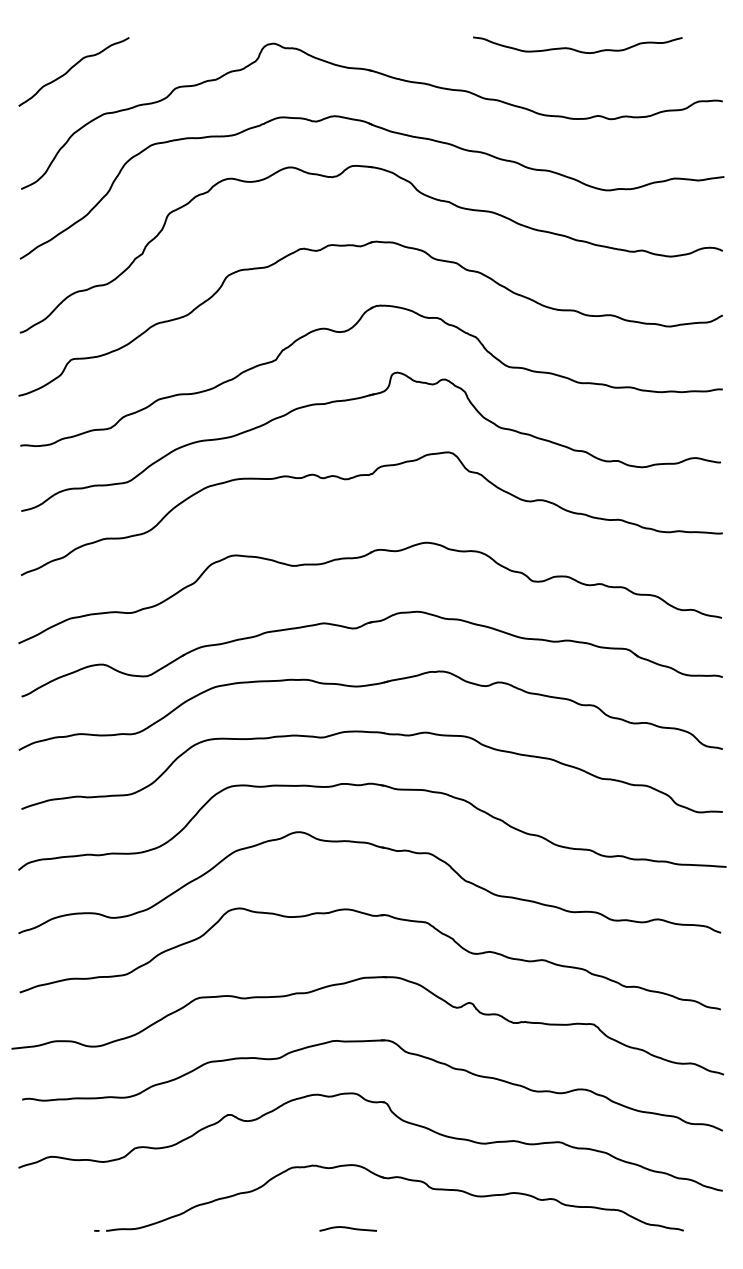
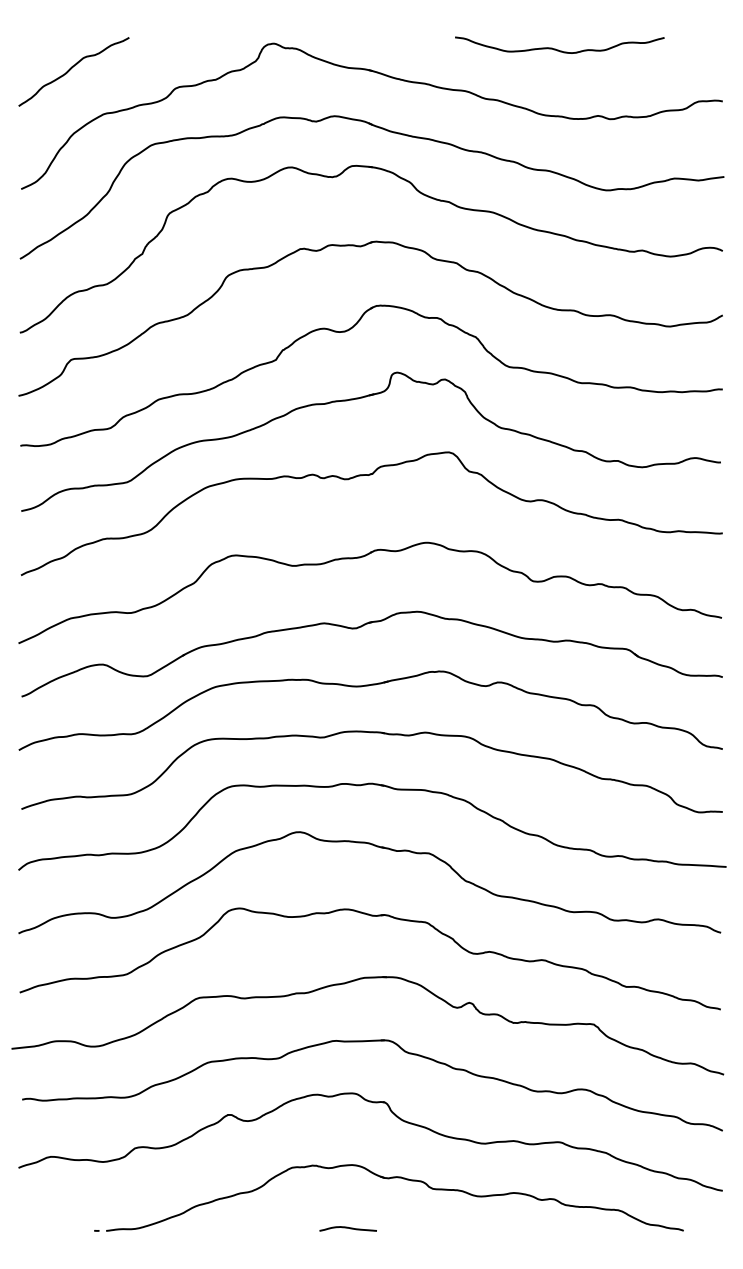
curve position: (576, 49) -> (558, 49) (558, 49)
